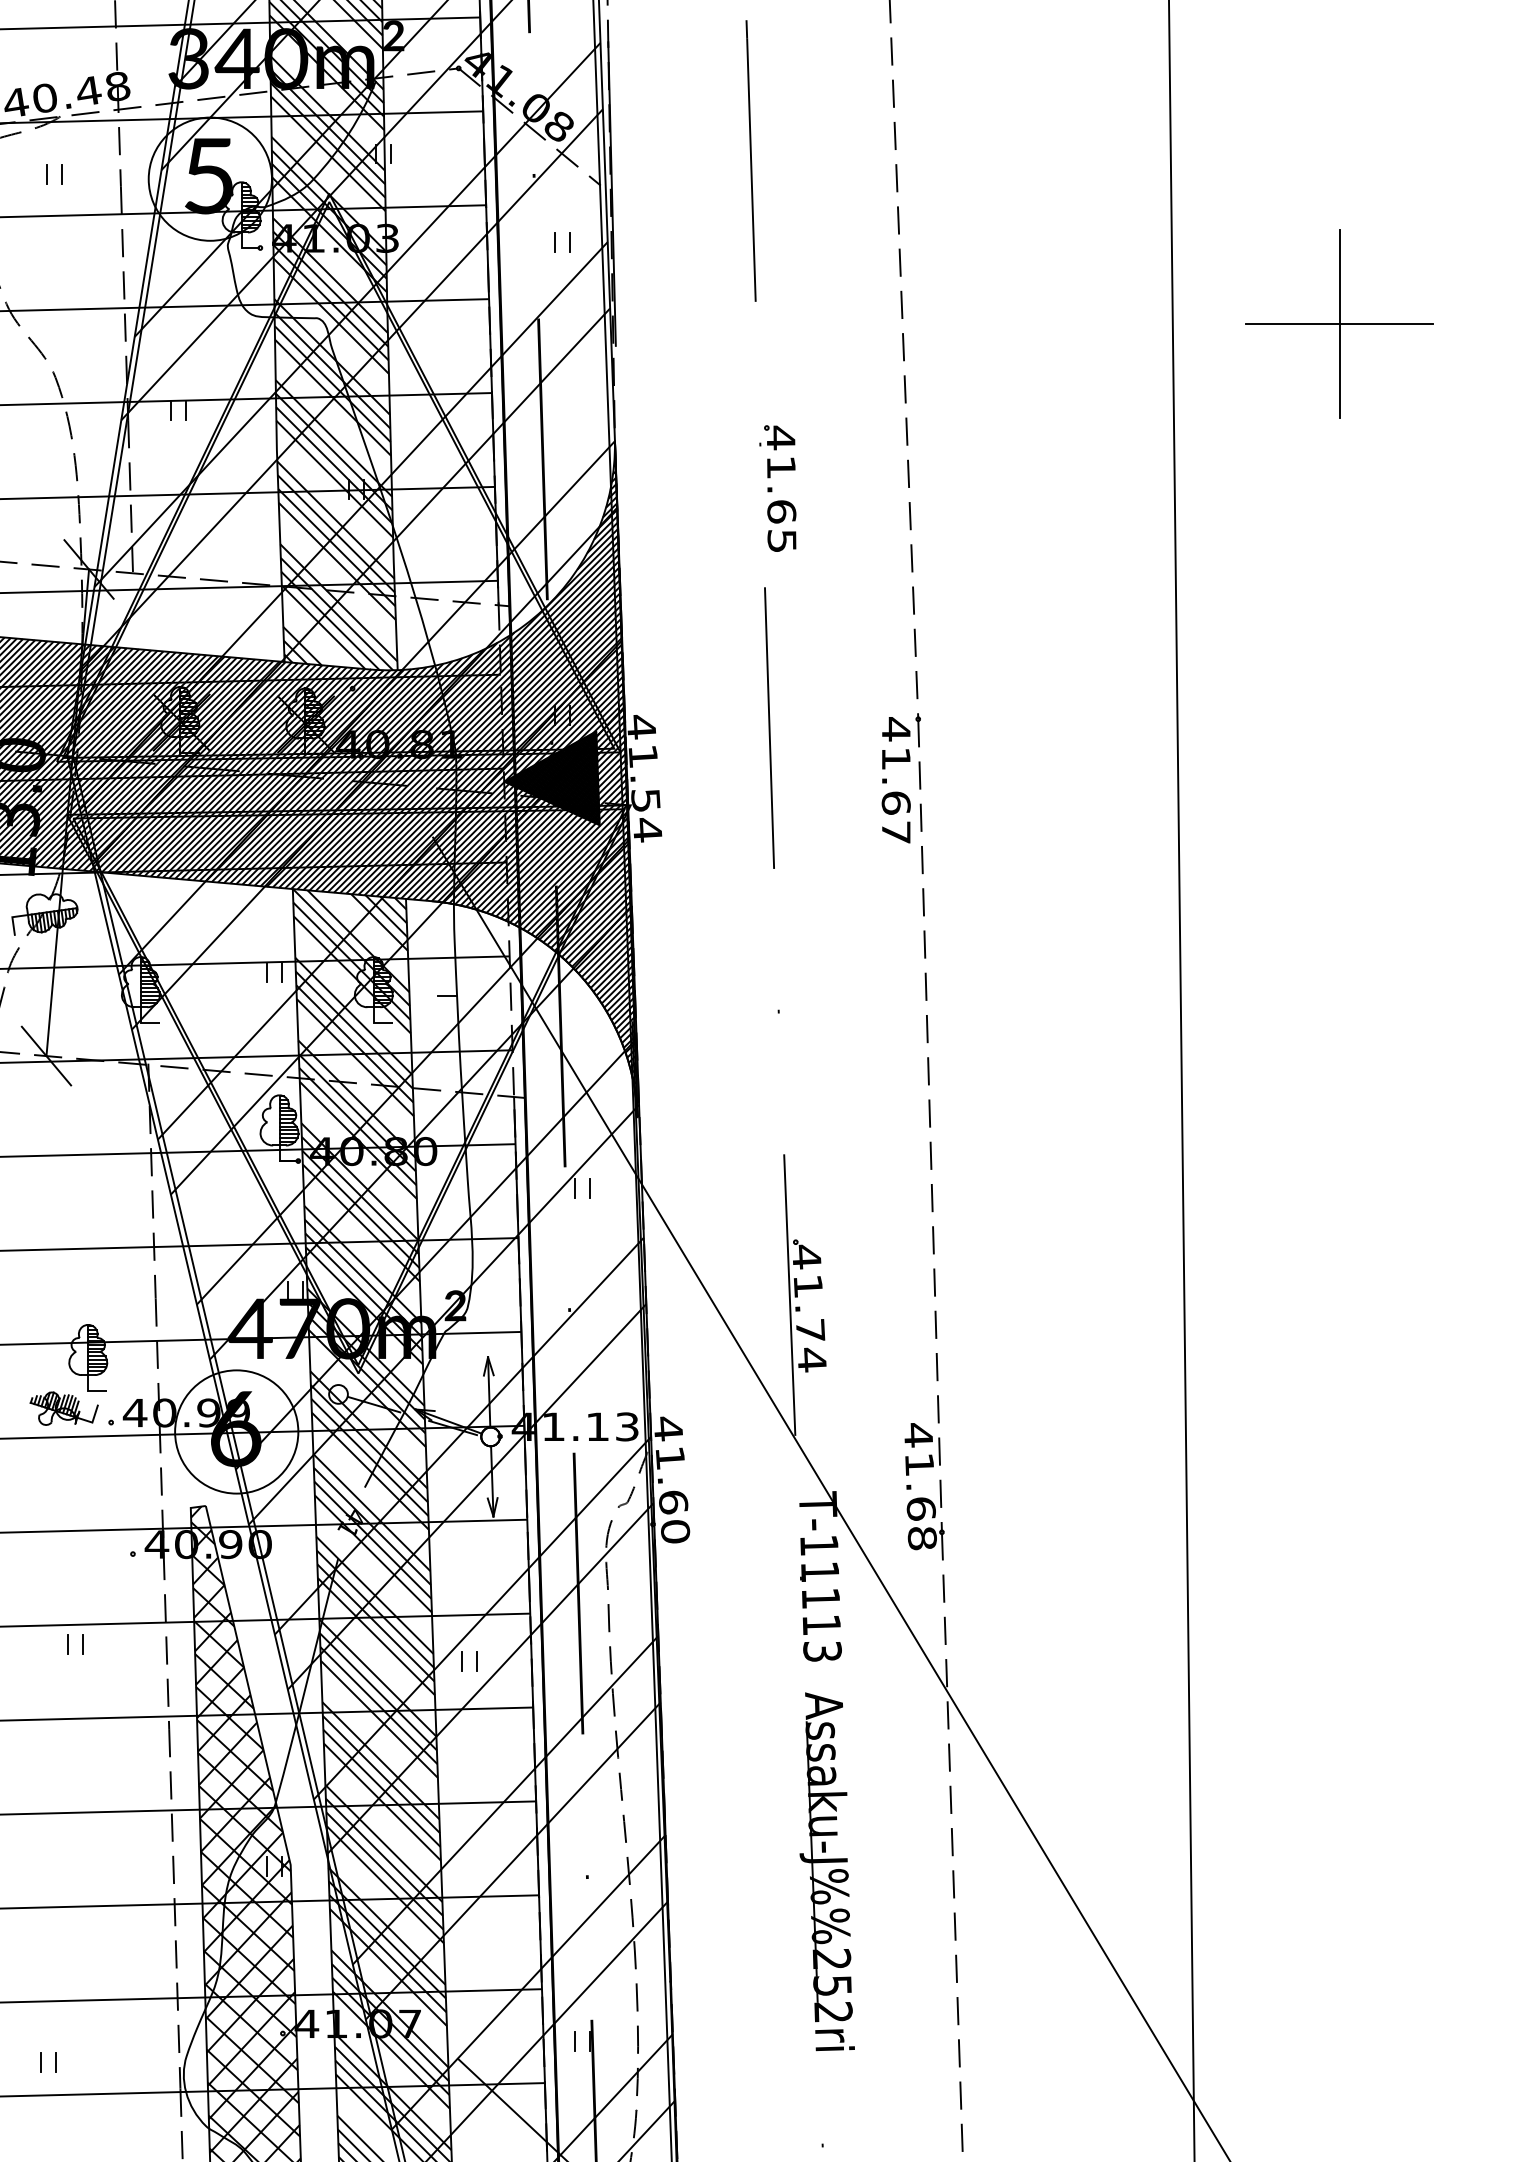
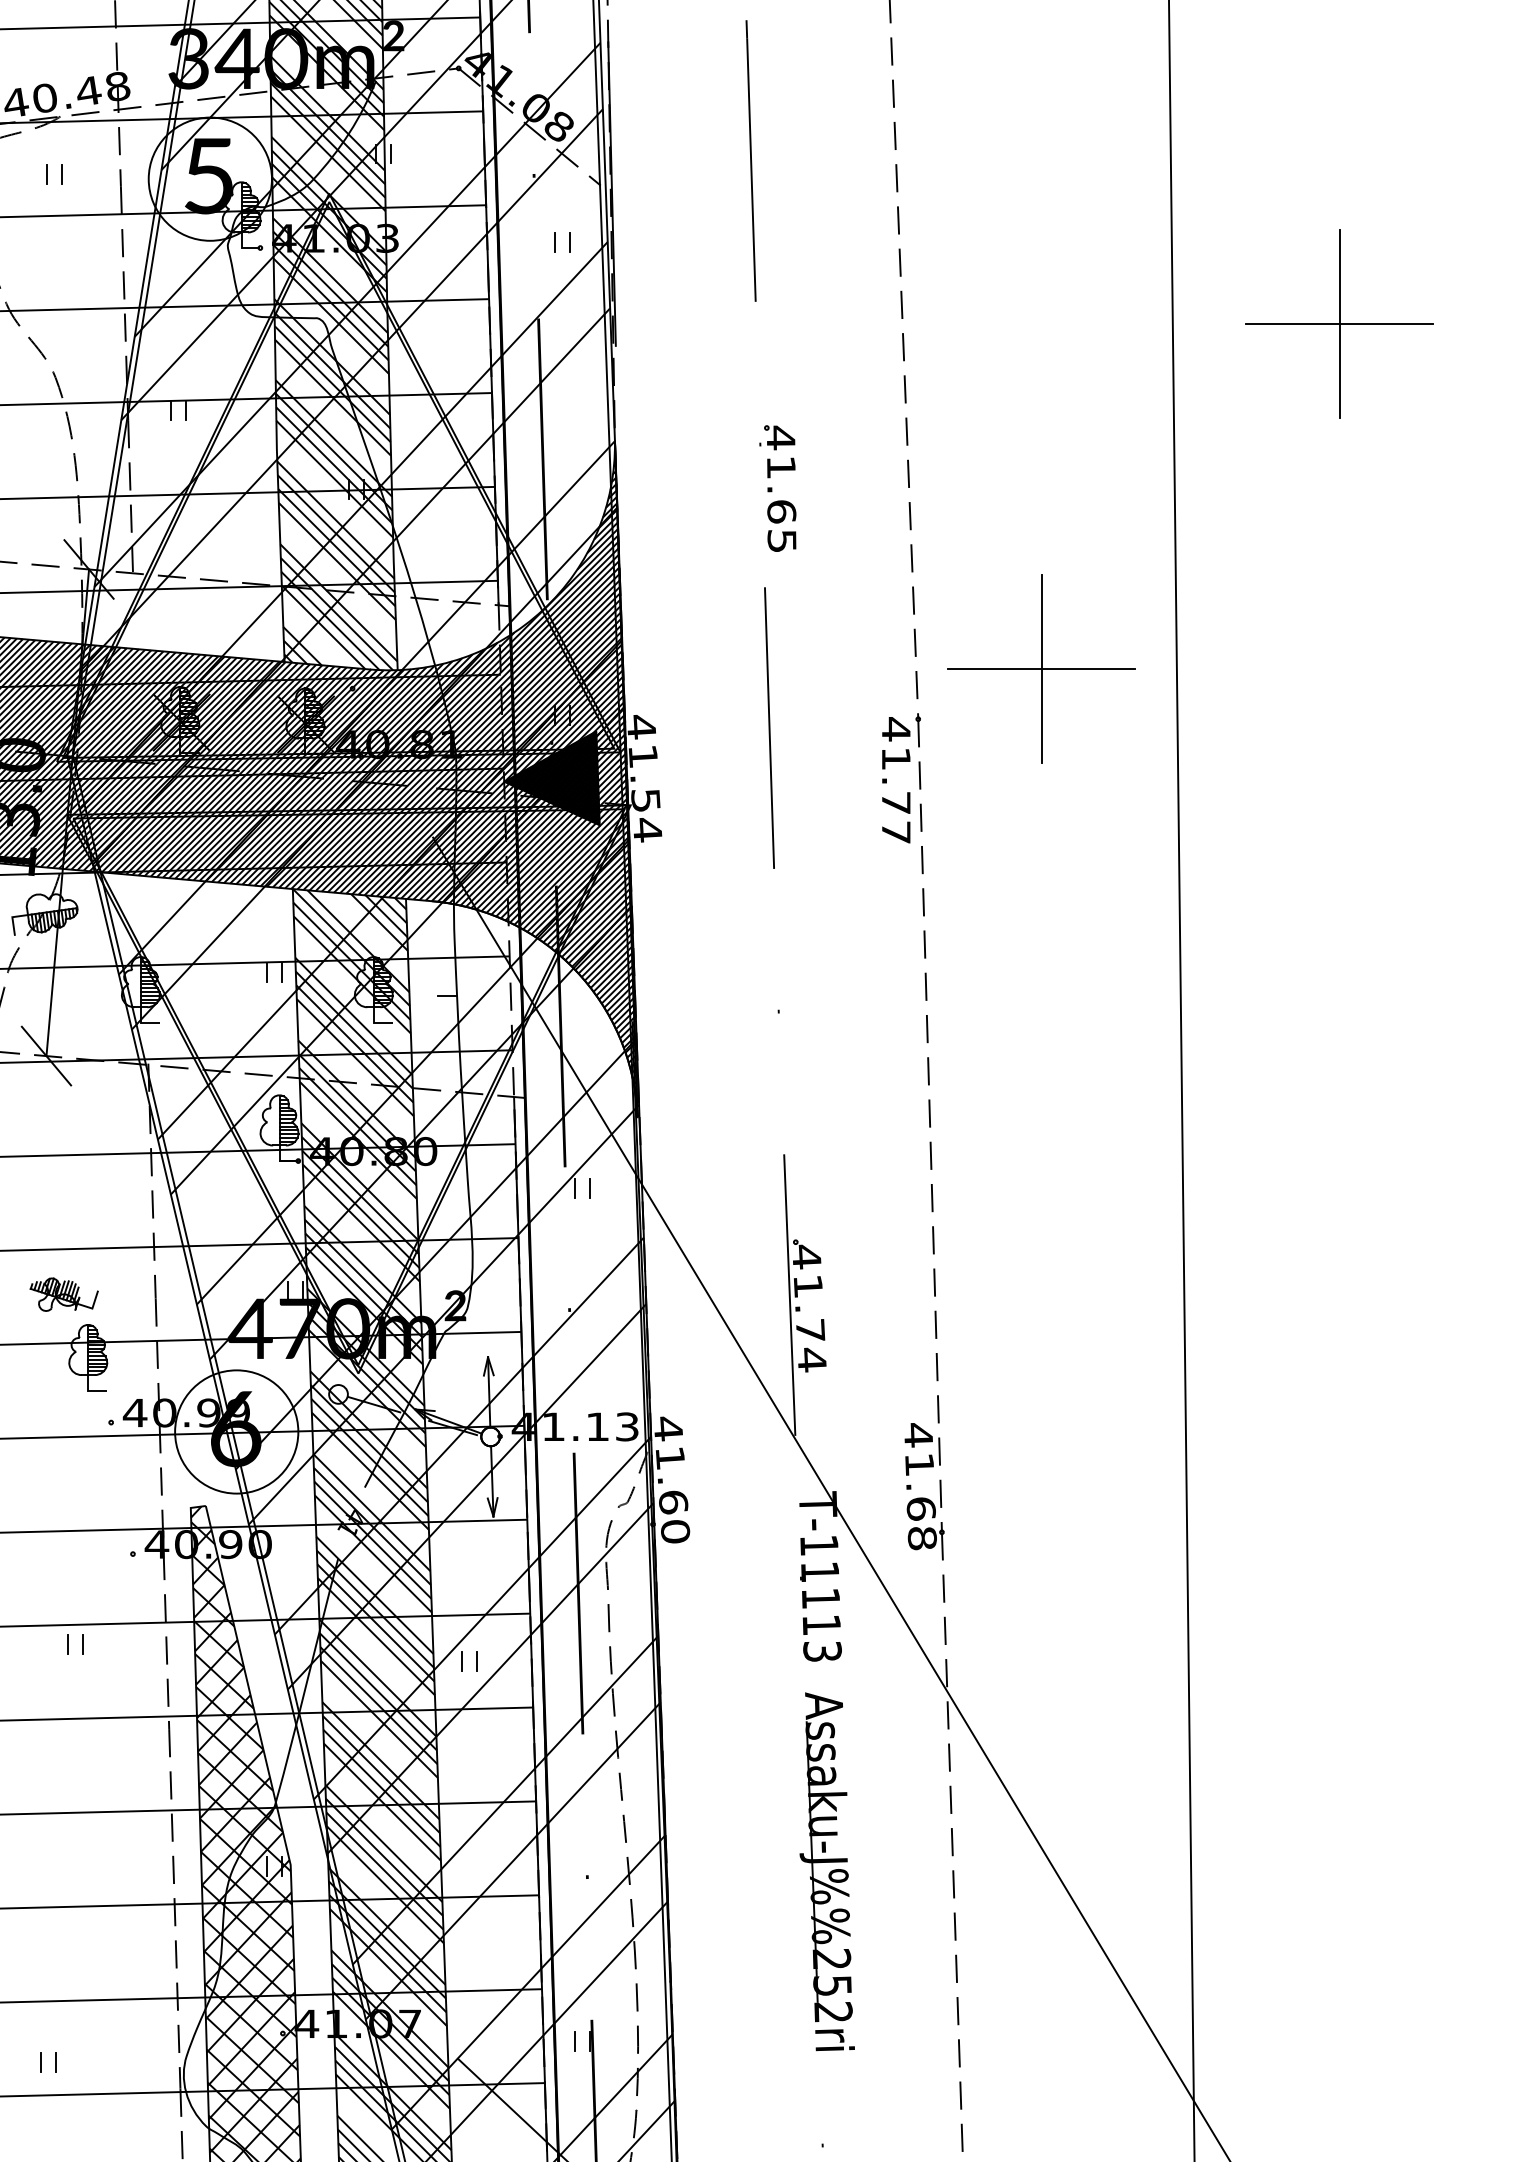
part: none -> present (1041, 668)
text: 41.67 -> 41.77 (895, 802)
part position: (63, 1408) -> (63, 1294) (63, 1294)
